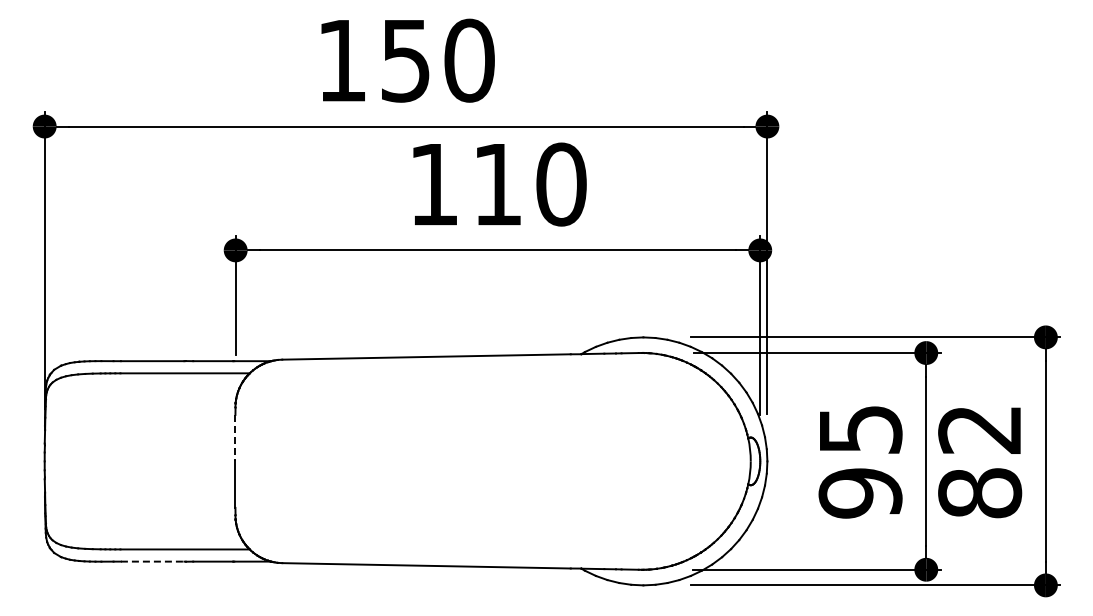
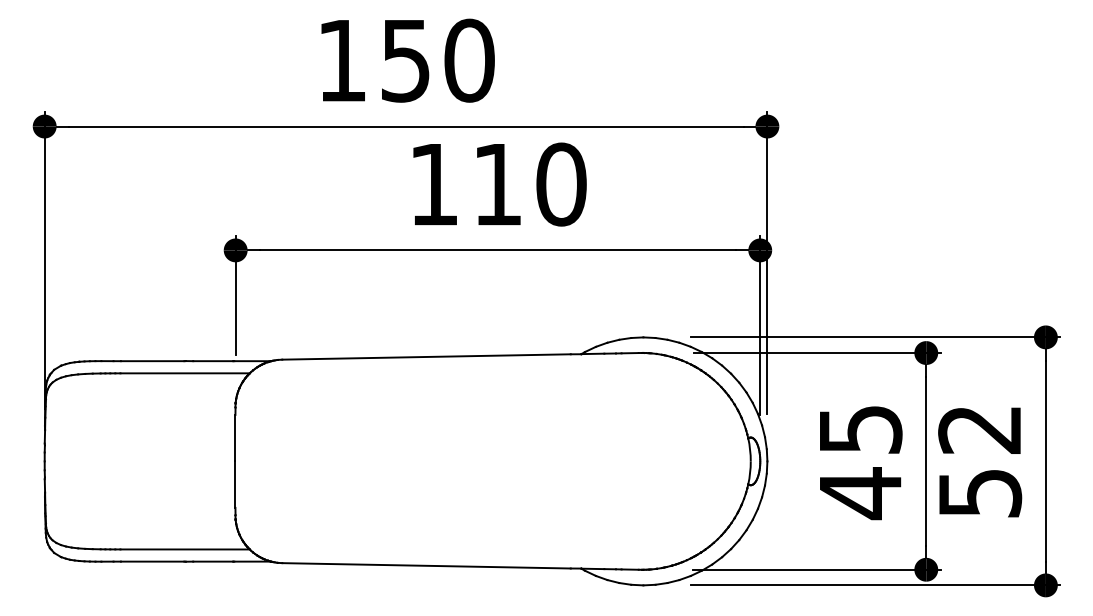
line: dashed -> solid (235, 438)
text: 95 -> 45 (860, 493)
text: 82 -> 52 (980, 493)
line: dashed -> solid (152, 561)
